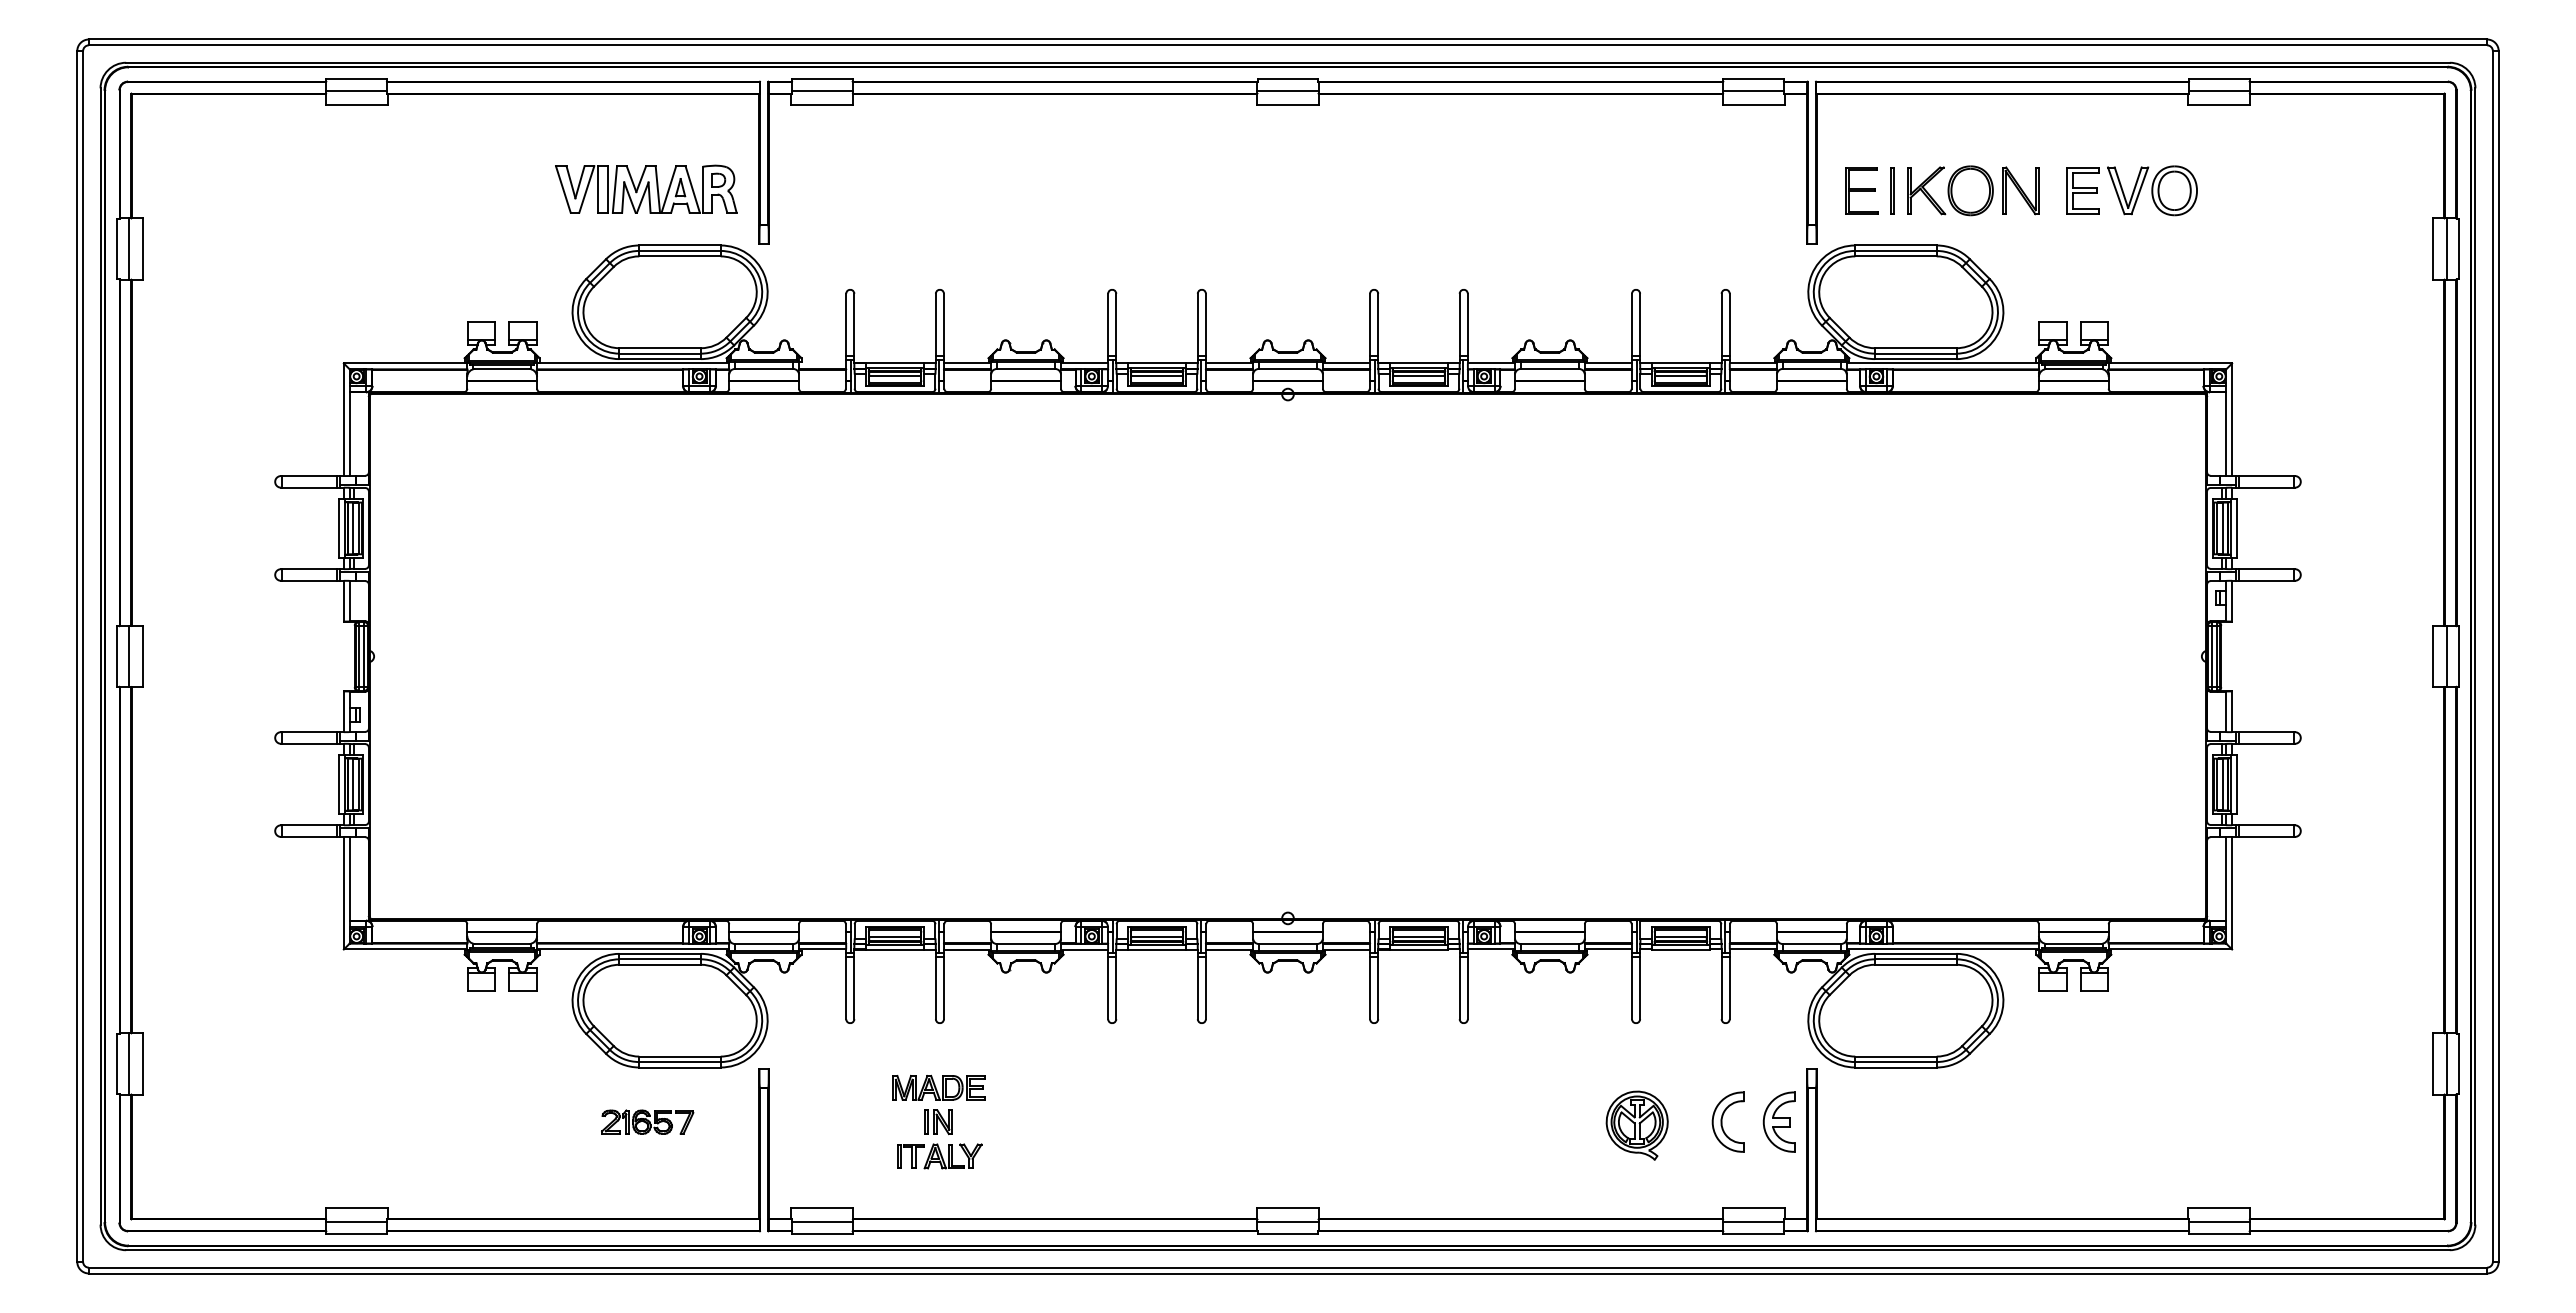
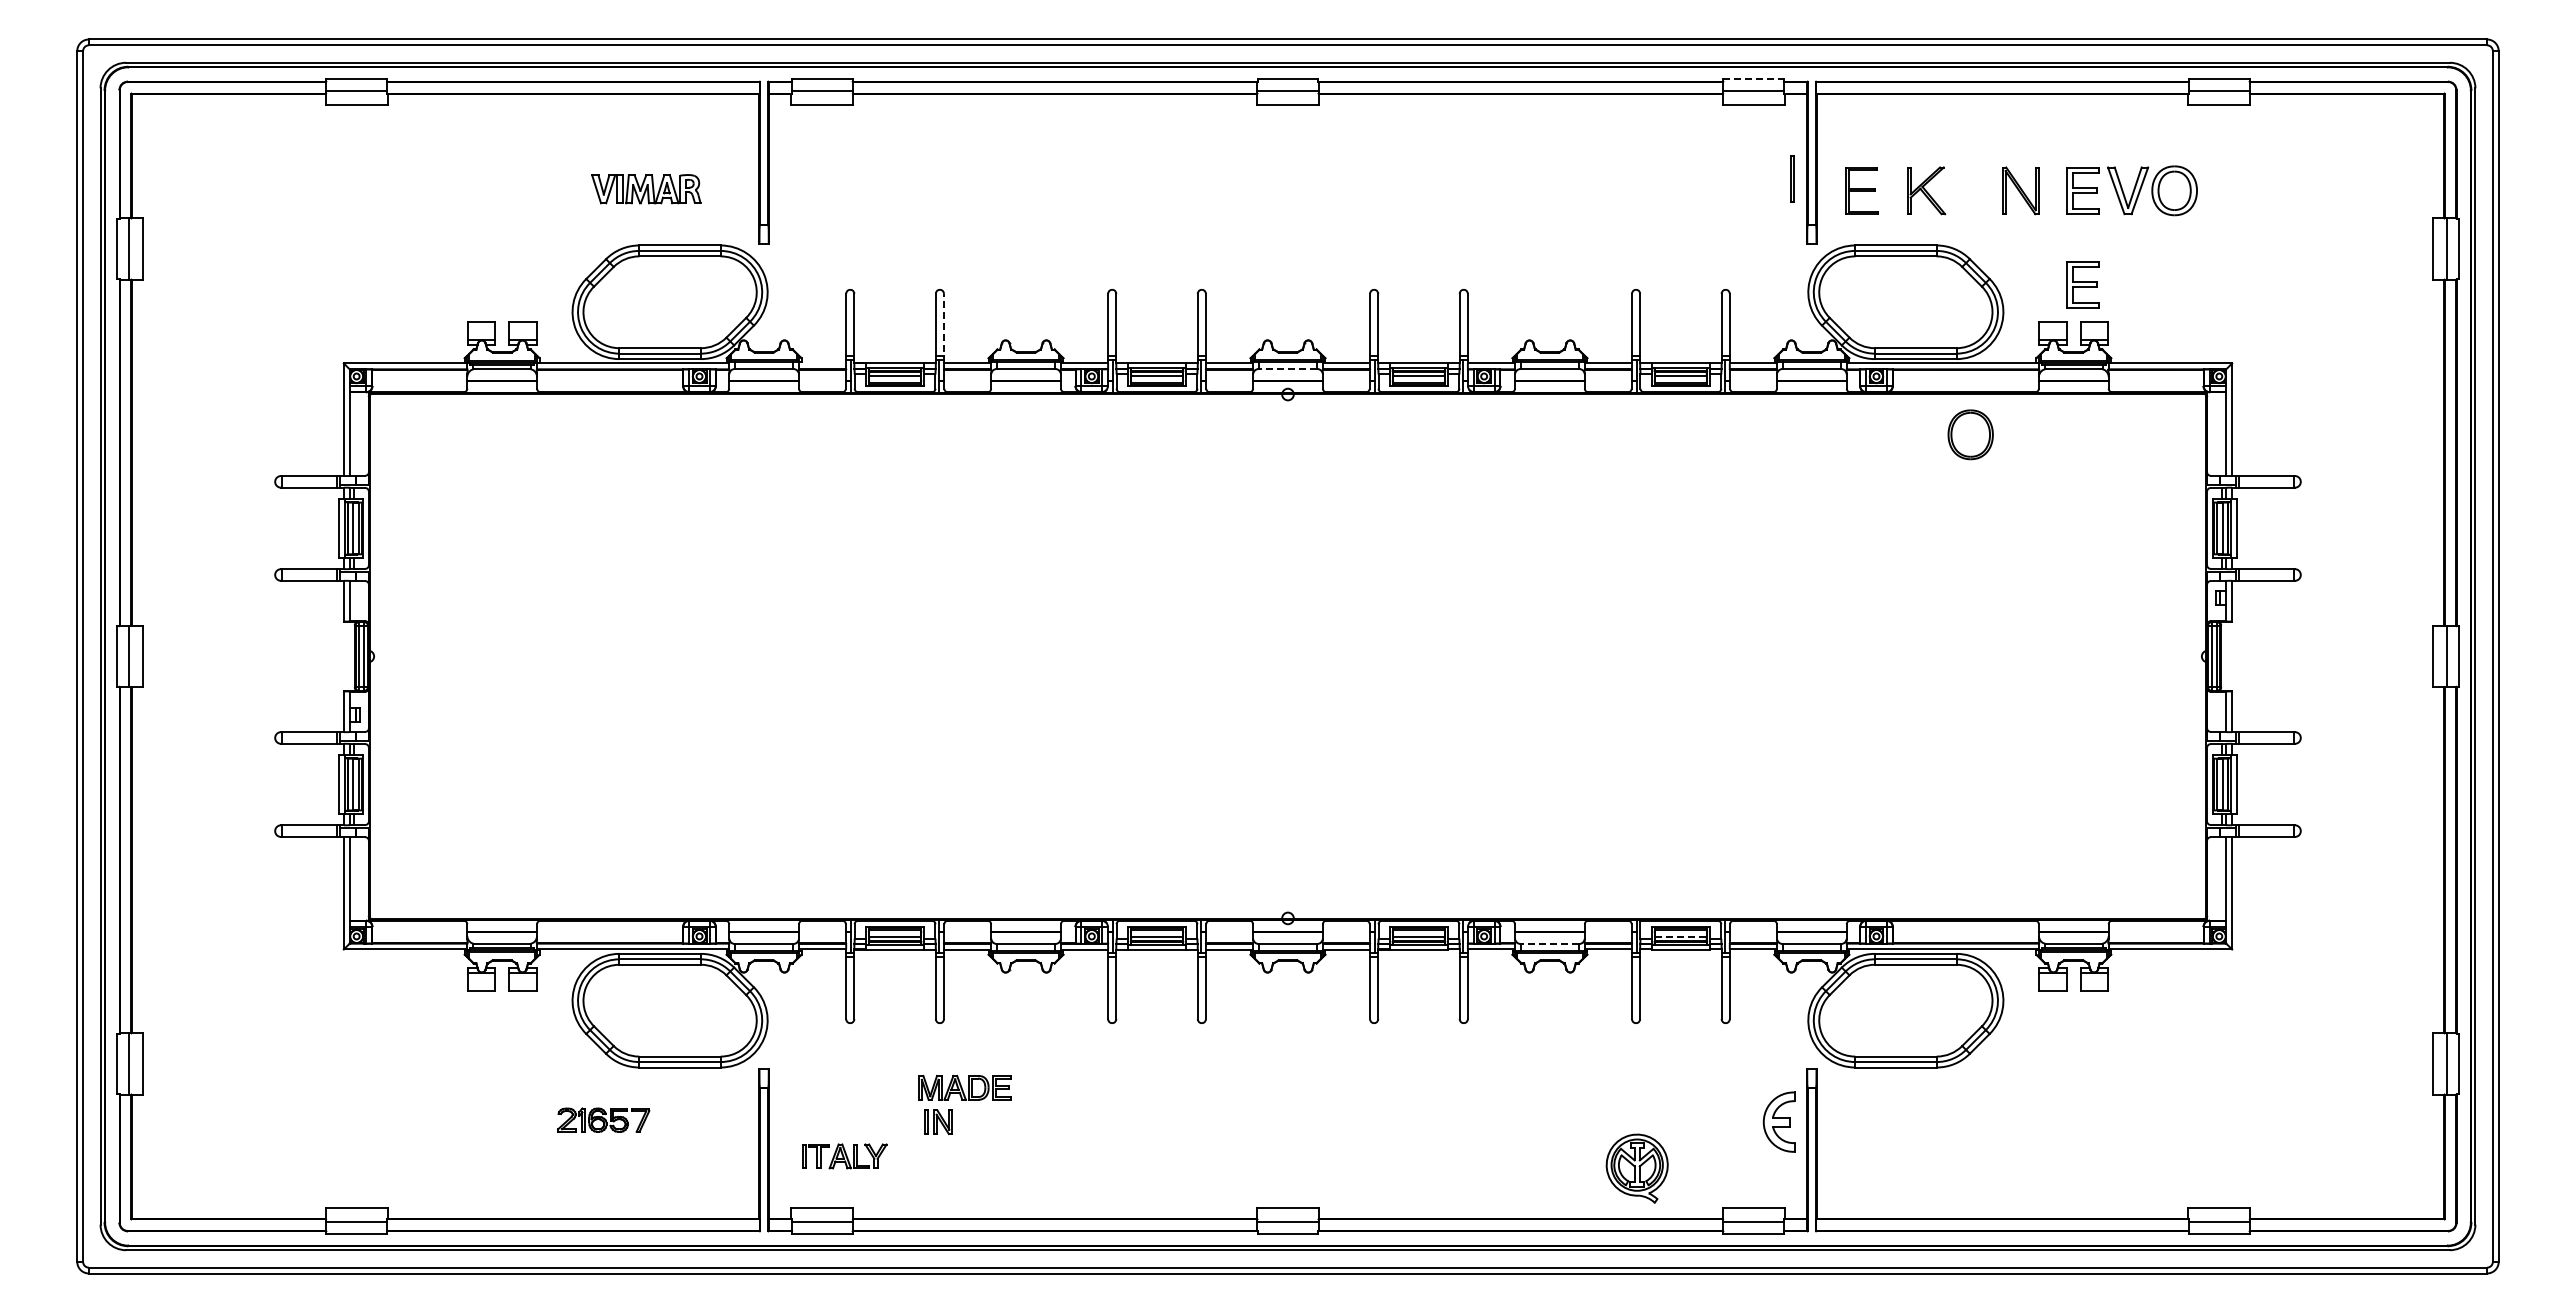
line: solid -> dashed (1754, 78)
part size: 183x50 px -> 111x31 px (646, 189)
line position: (1891, 190) -> (1791, 178) (1791, 178)
part position: (1970, 190) -> (1970, 434) (1970, 434)
part: none -> present (2082, 284)
line: solid -> dashed (943, 328)
line: solid -> dashed (1287, 368)
line: solid -> dashed (1680, 936)
line: solid -> dashed (1549, 944)
part position: (938, 1087) -> (964, 1087) (964, 1087)
part position: (647, 1121) -> (603, 1119) (603, 1119)
part: present -> none (1727, 1121)
part position: (1636, 1125) -> (1636, 1168) (1636, 1168)
part position: (939, 1156) -> (844, 1156) (844, 1156)
